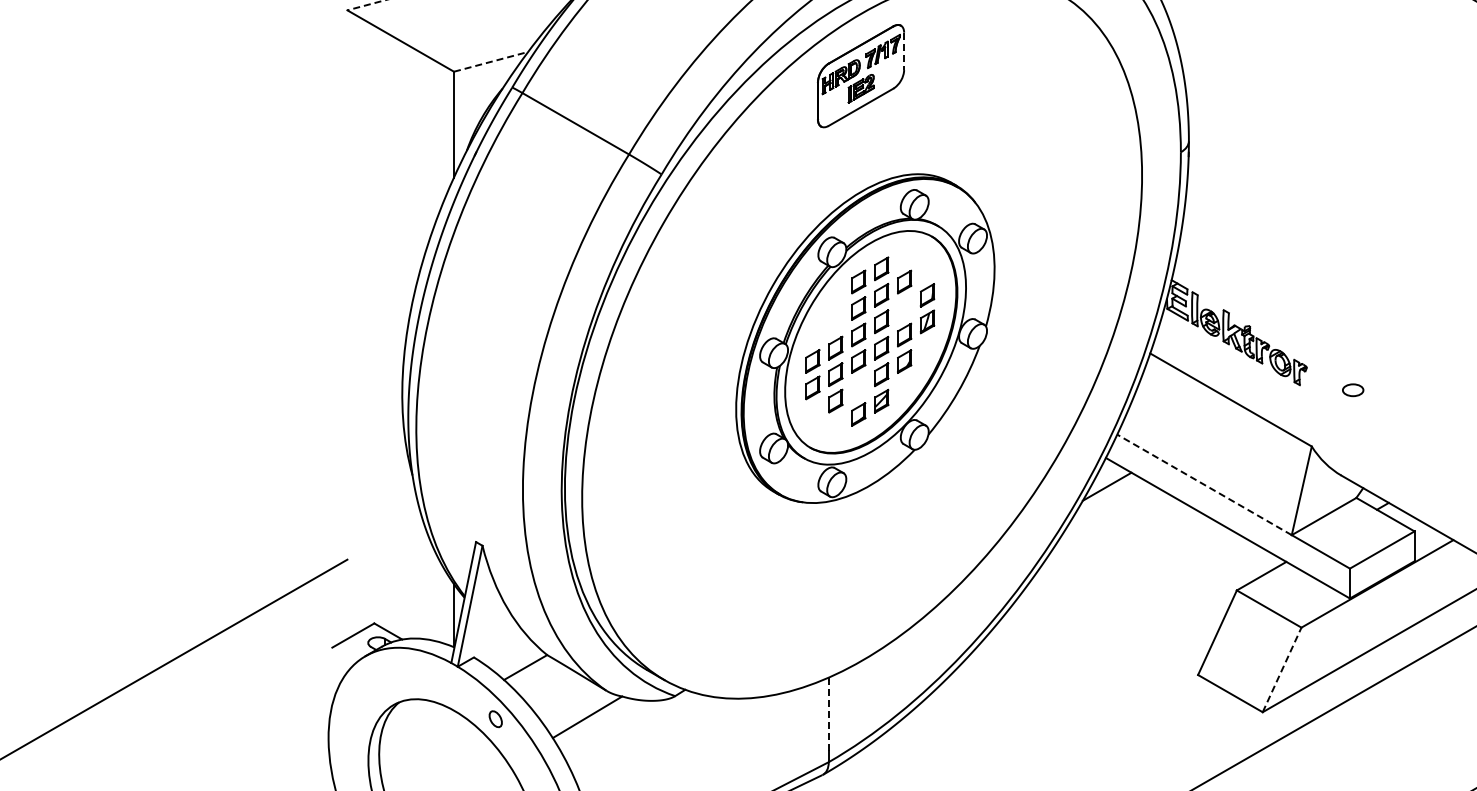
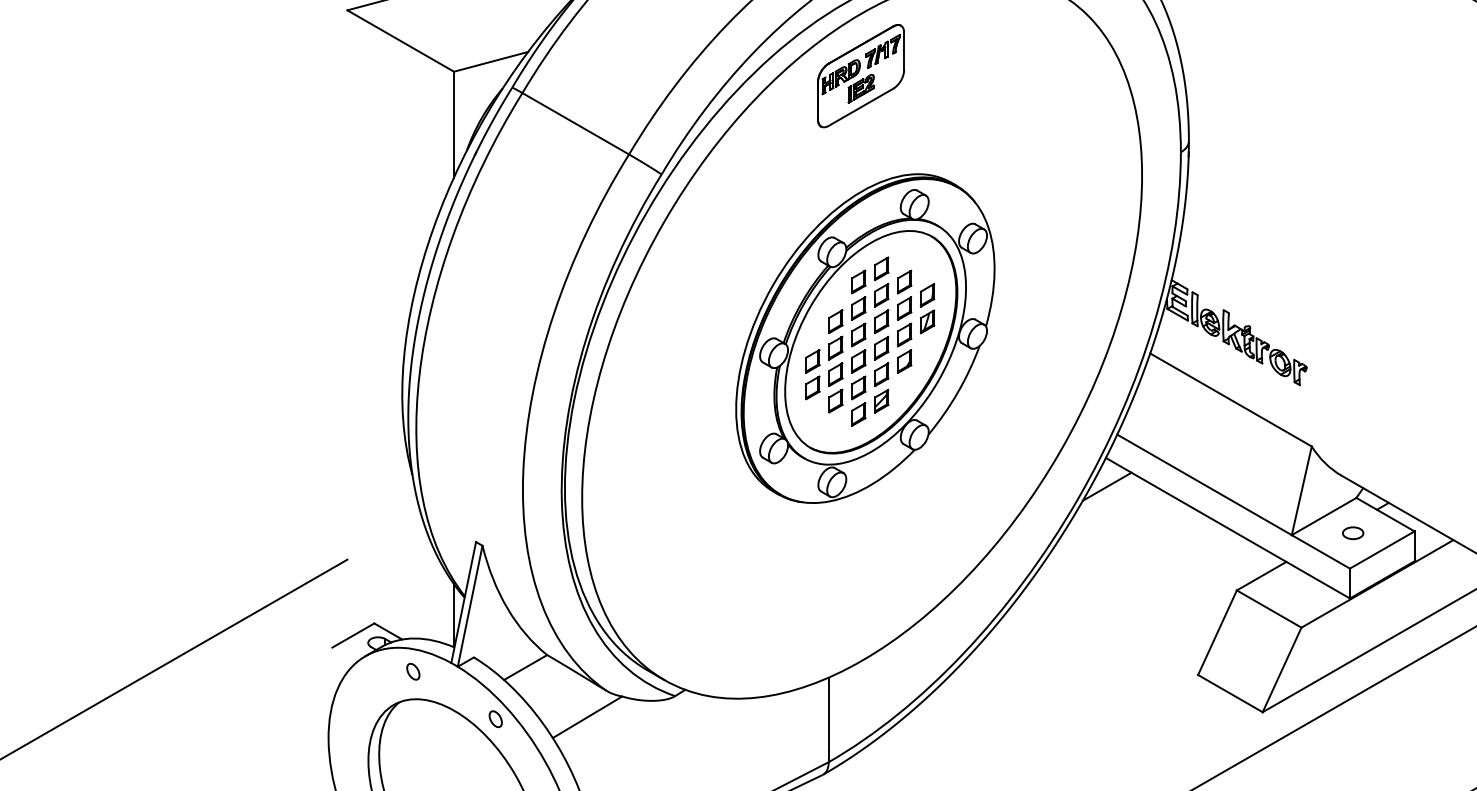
line: dashed -> solid (366, 5)
line: dashed -> solid (904, 51)
line: dashed -> solid (491, 61)
part: none -> present (904, 308)
part: none -> present (835, 321)
part: none -> present (858, 387)
part position: (1353, 390) -> (1353, 533) (1353, 533)
line: dashed -> solid (1204, 484)
line: dashed -> solid (1282, 669)
part: none -> present (413, 671)
line: dashed -> solid (828, 715)
